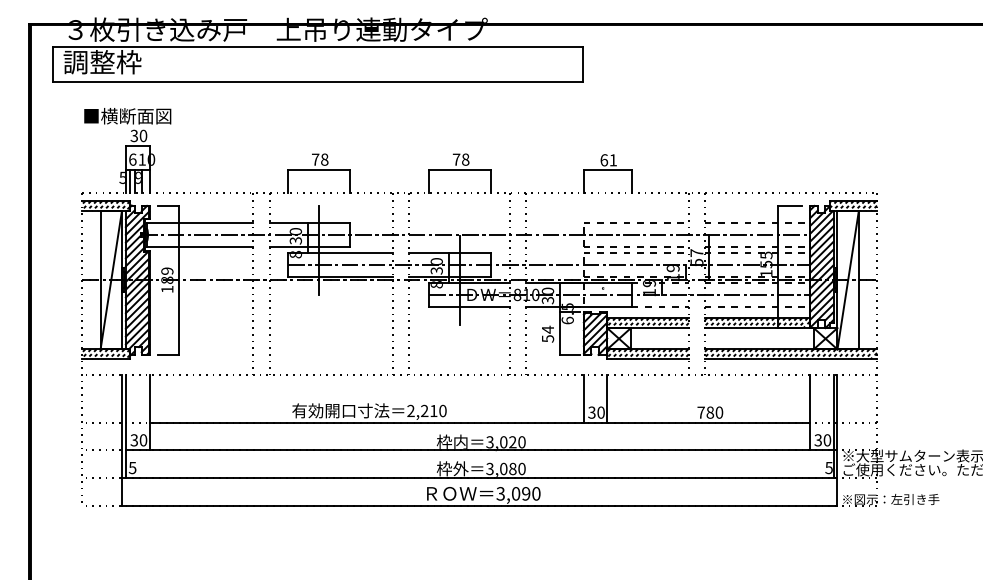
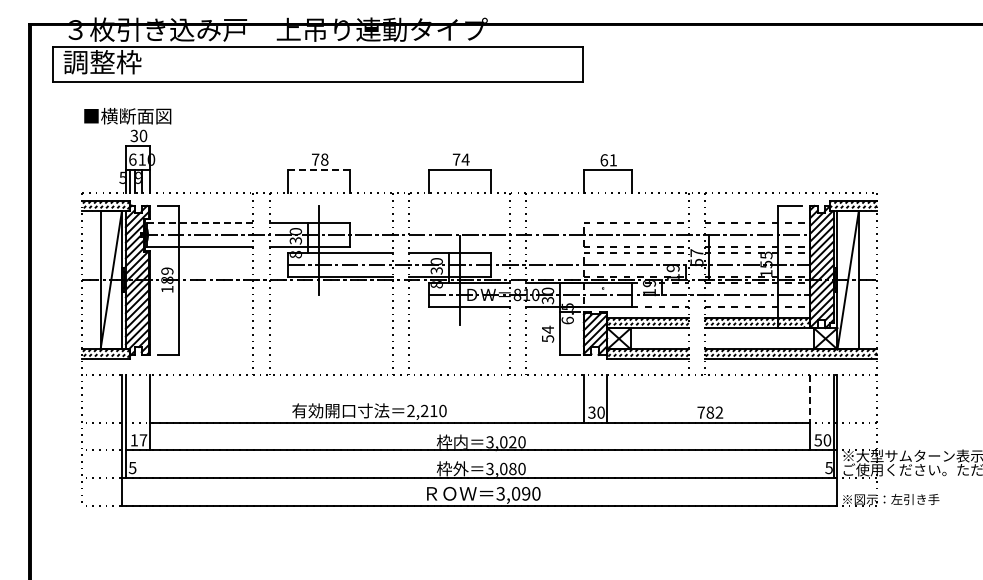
text: 78 -> 74 (465, 159)
line: solid -> dashed (319, 169)
line: solid -> dashed (199, 223)
line: solid -> dashed (809, 398)
text: 780 -> 782 (719, 412)
text: 30 -> 50 (818, 439)
text: 30 -> 17 (138, 440)
